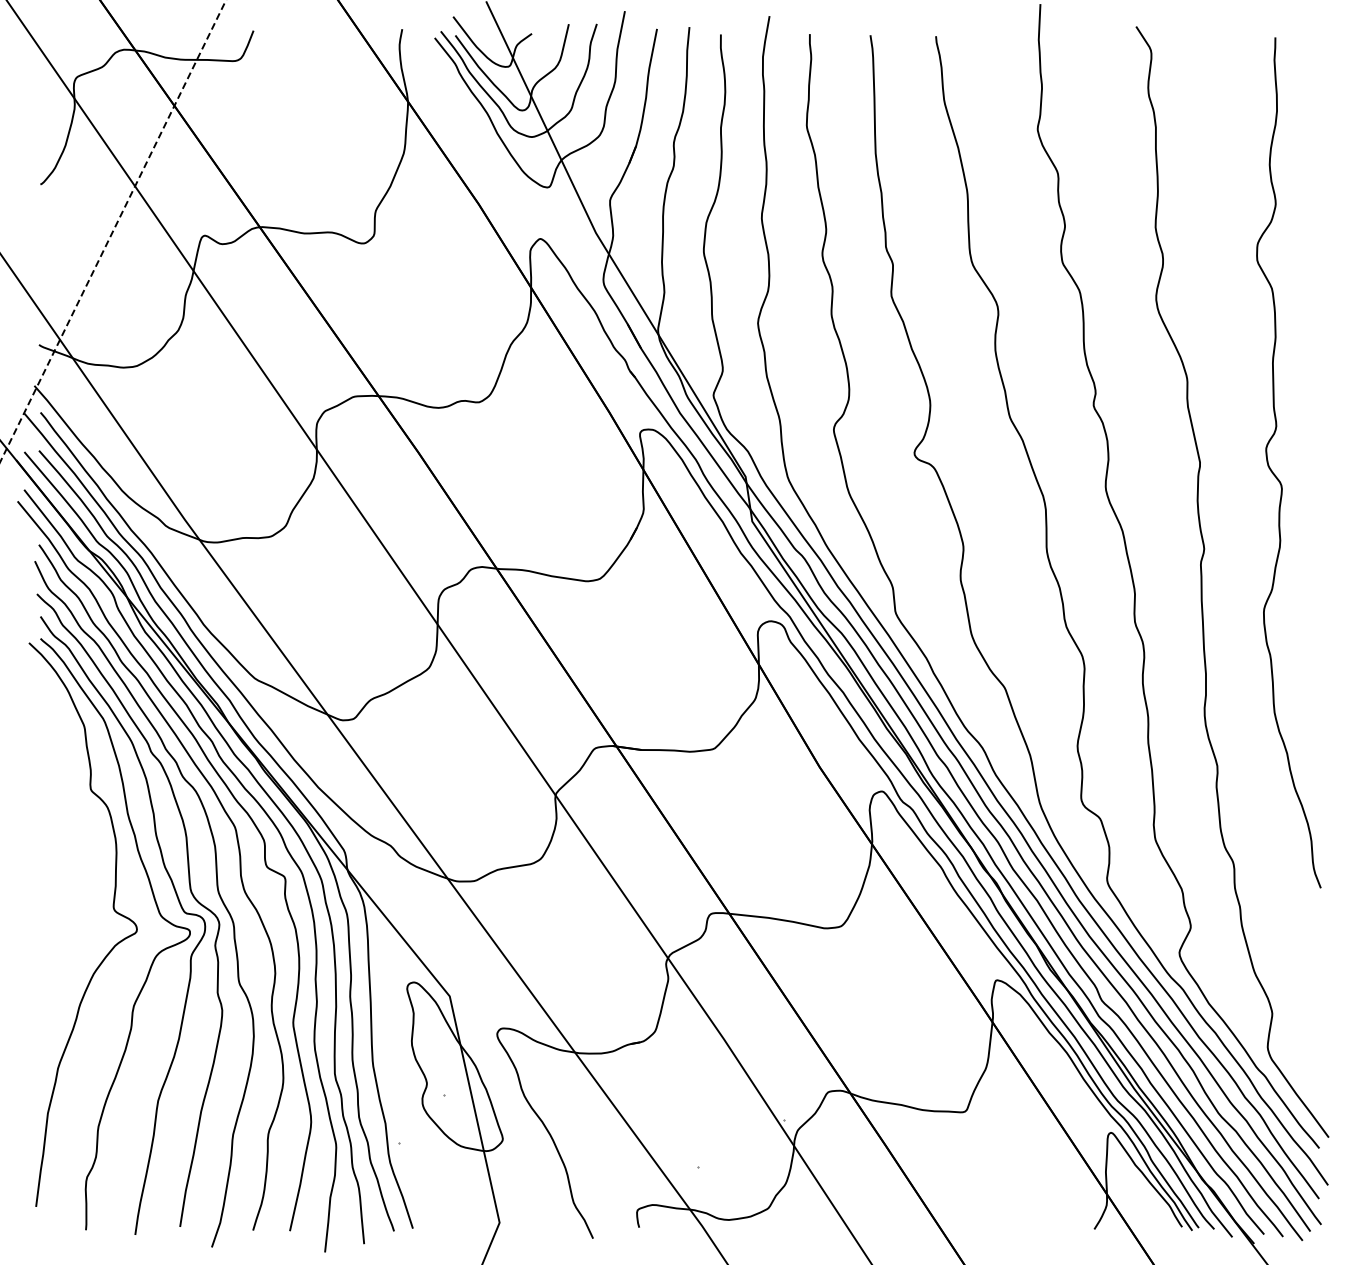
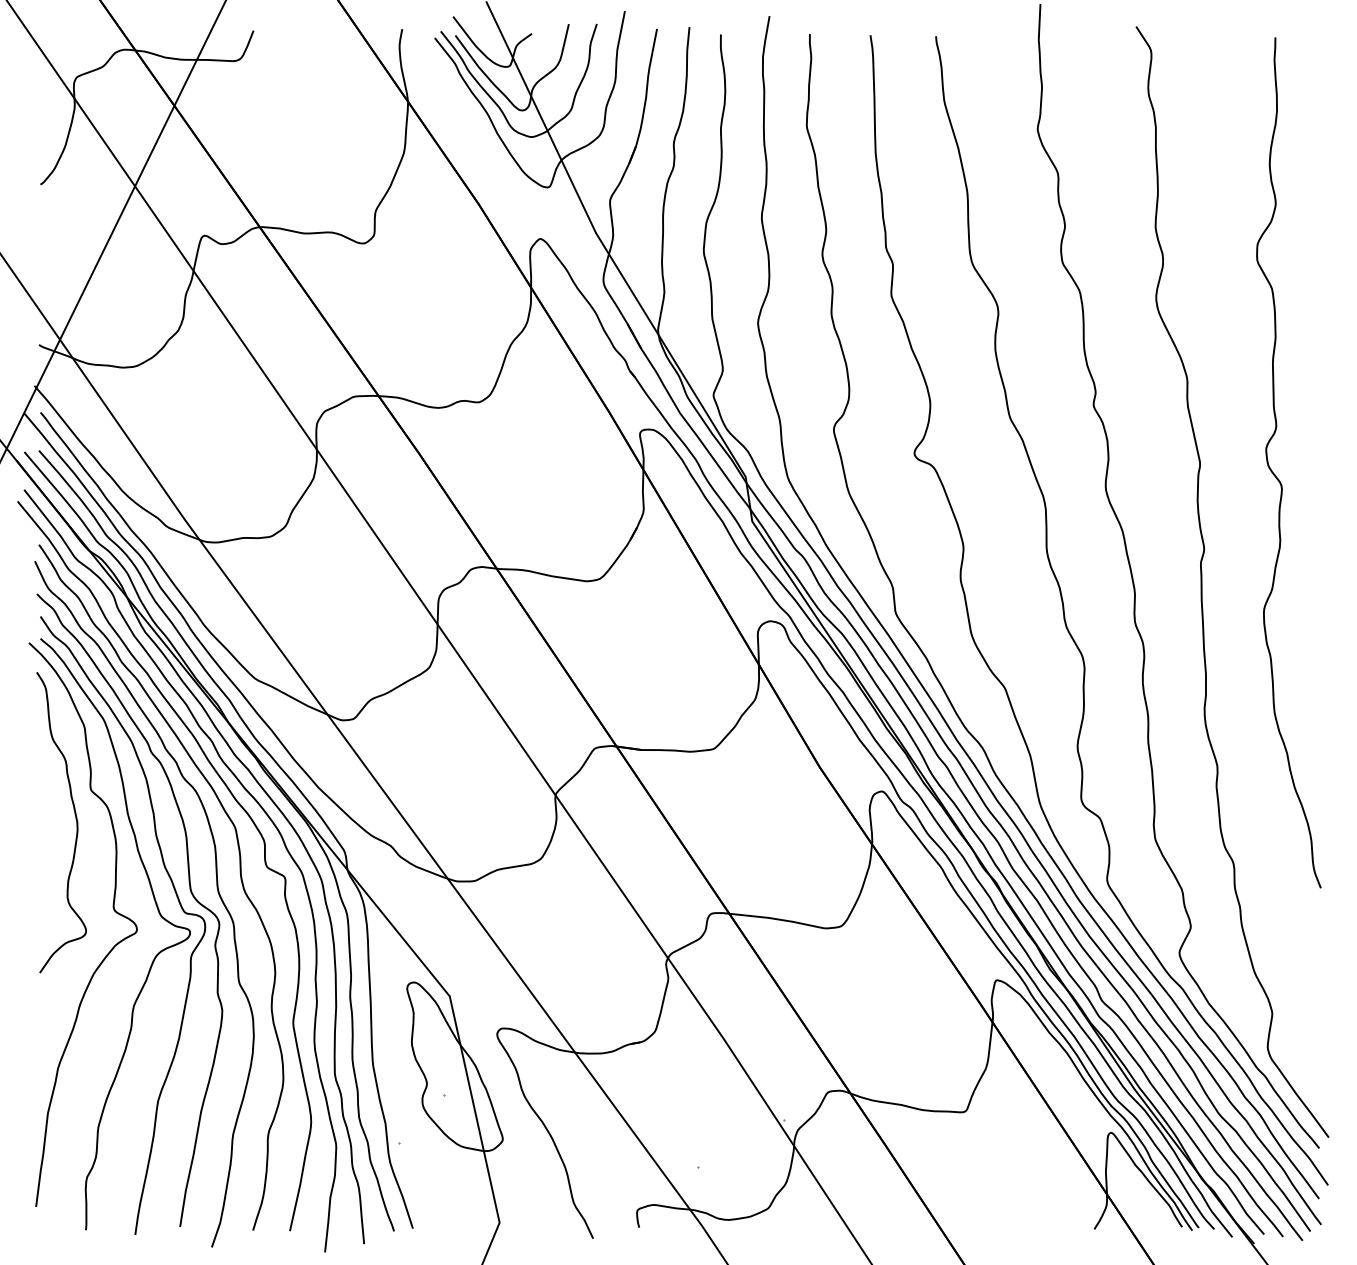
line: dashed -> solid (113, 231)
curve: none -> present (75, 819)
